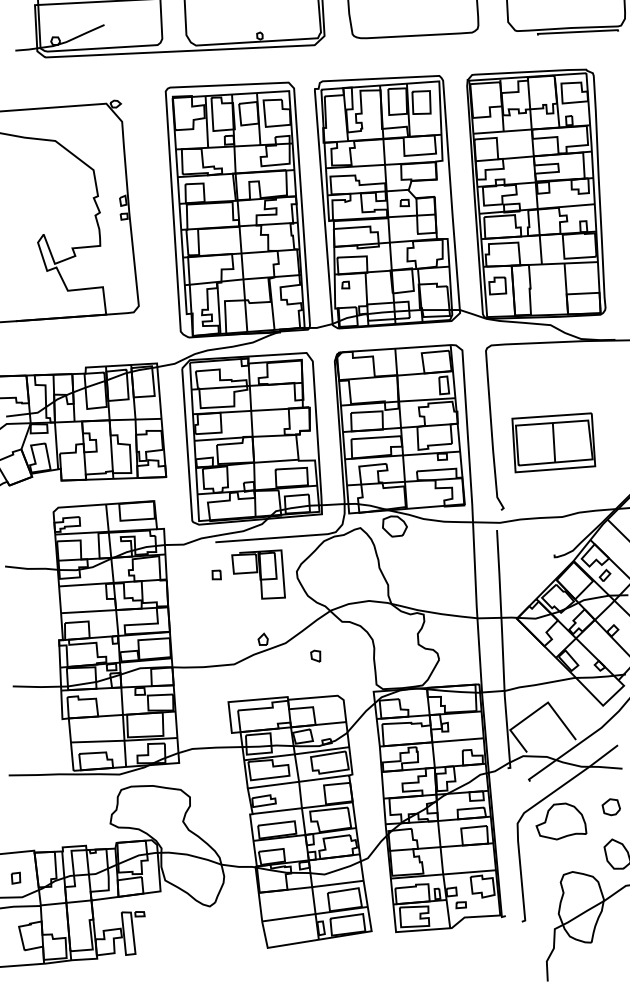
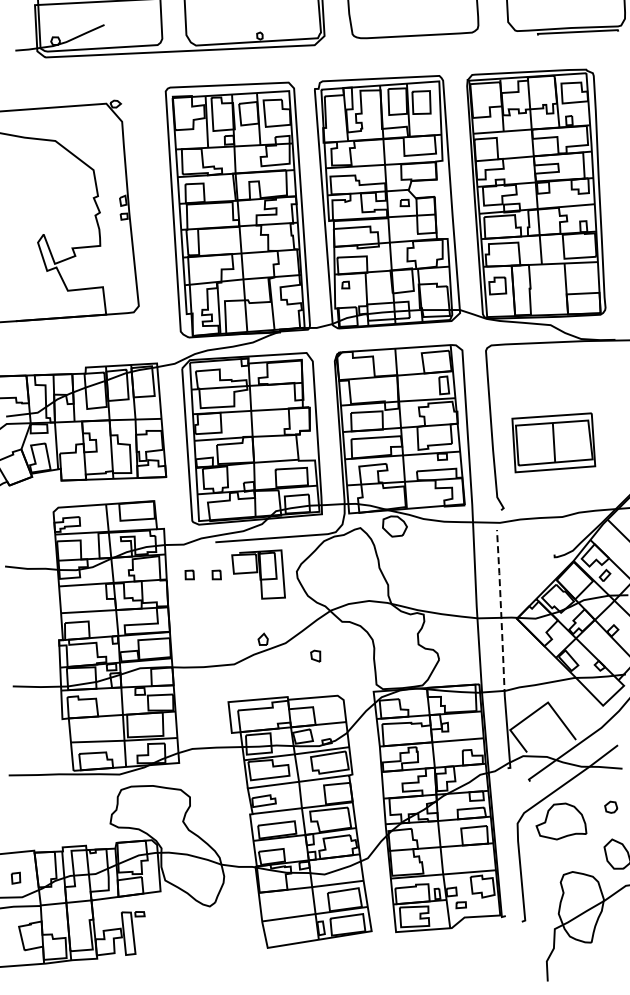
part: none -> present (189, 574)
line: solid -> dashed (501, 612)
part size: 20x19 px -> 15x14 px (611, 806)
